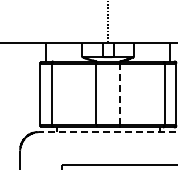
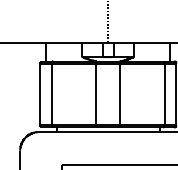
line: dashed -> solid (120, 94)
line: dashed -> solid (107, 132)
